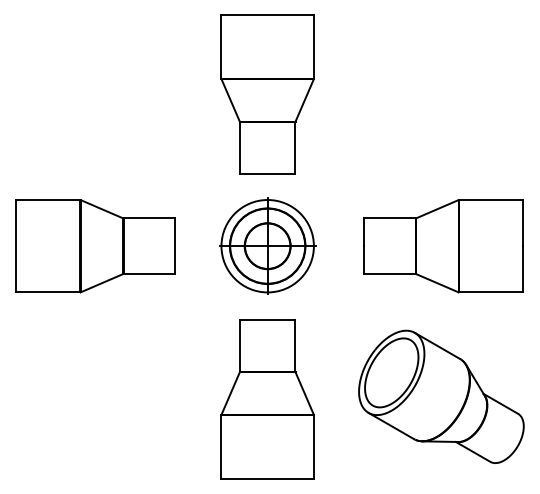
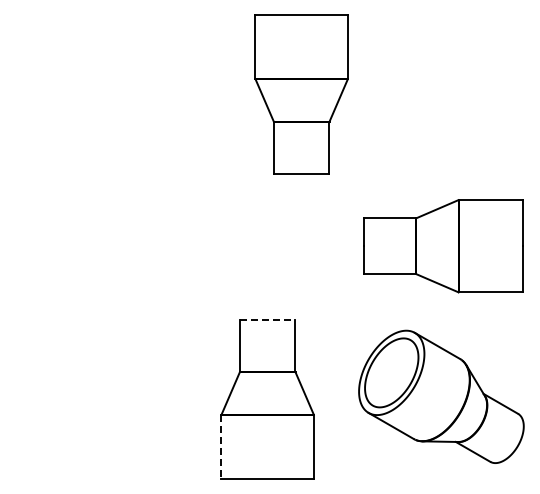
part position: (267, 94) -> (301, 94) (301, 94)
part: present -> none (267, 245)
part: present -> none (95, 246)
line: solid -> dashed (267, 320)
line: solid -> dashed (221, 447)
